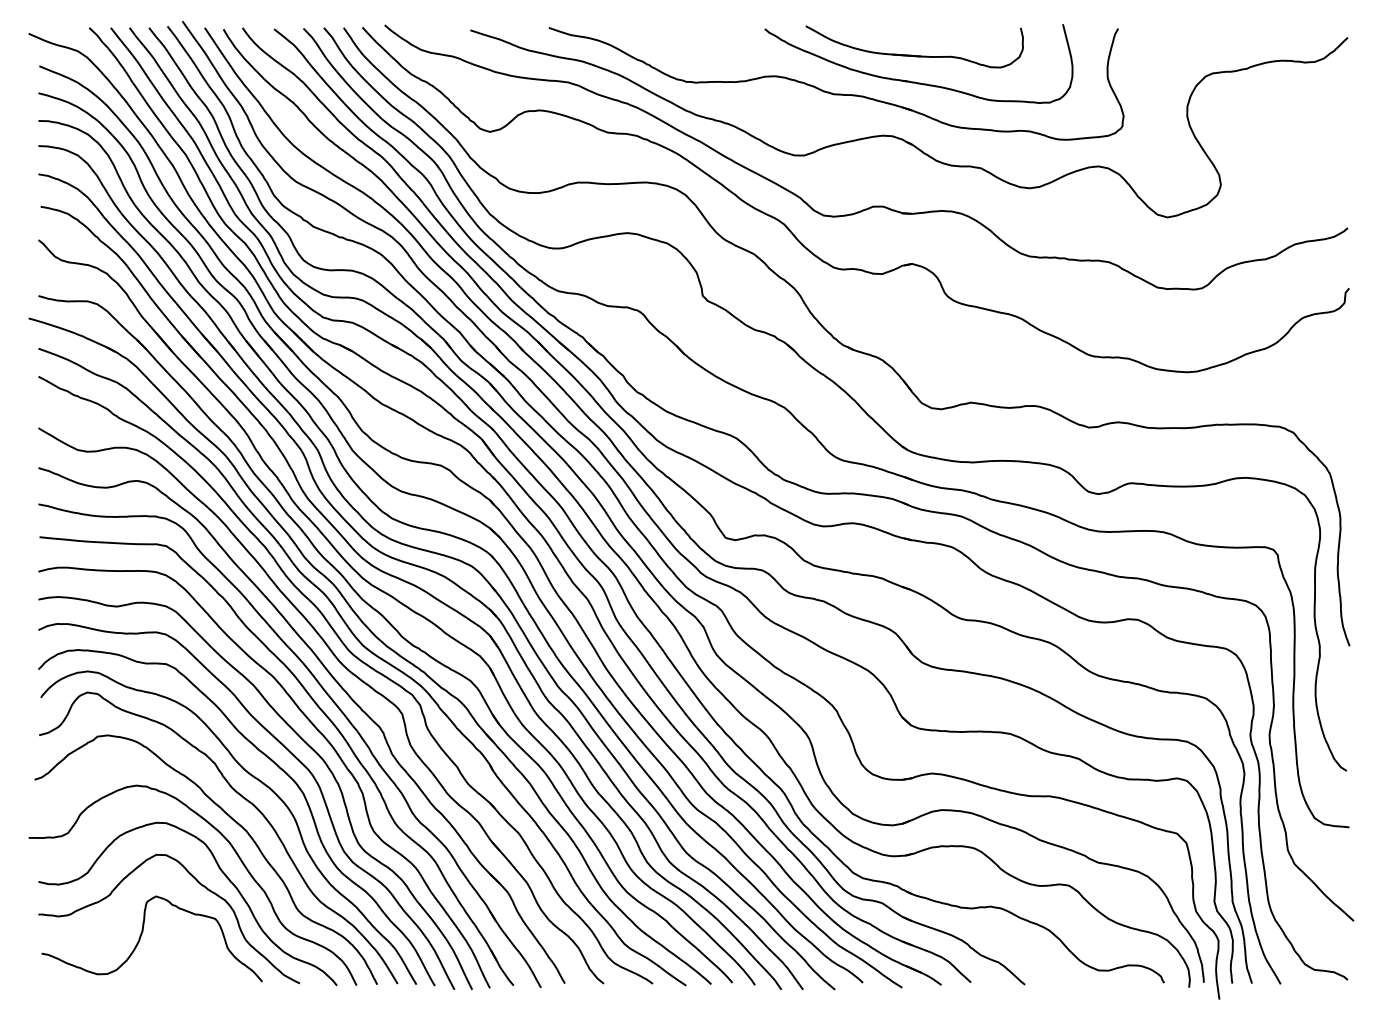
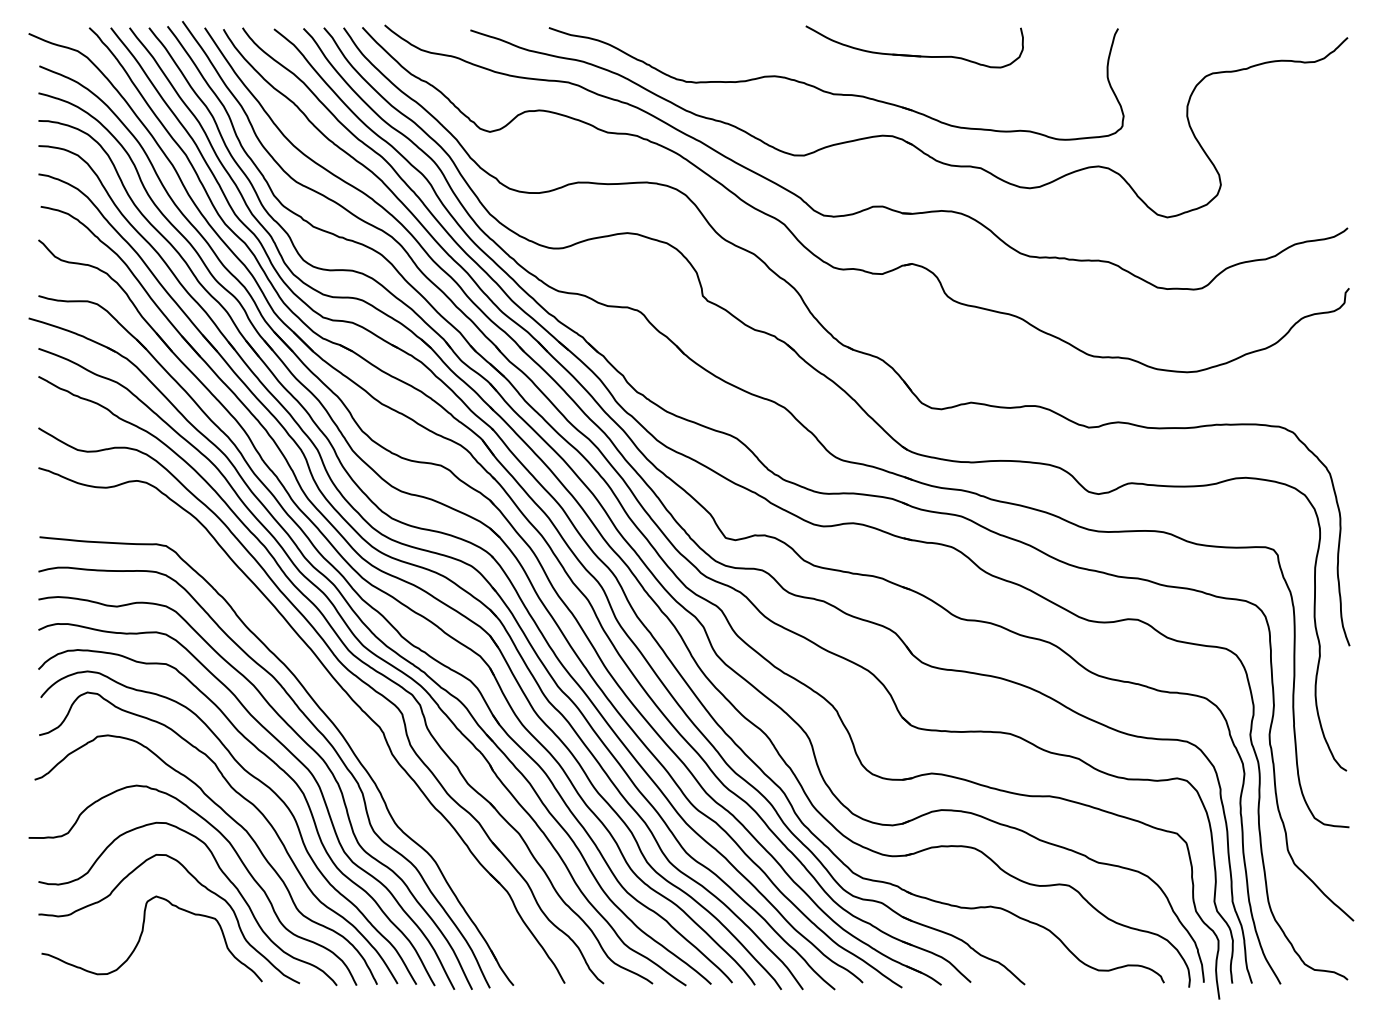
part: present -> none (915, 81)
part: present -> none (338, 709)
